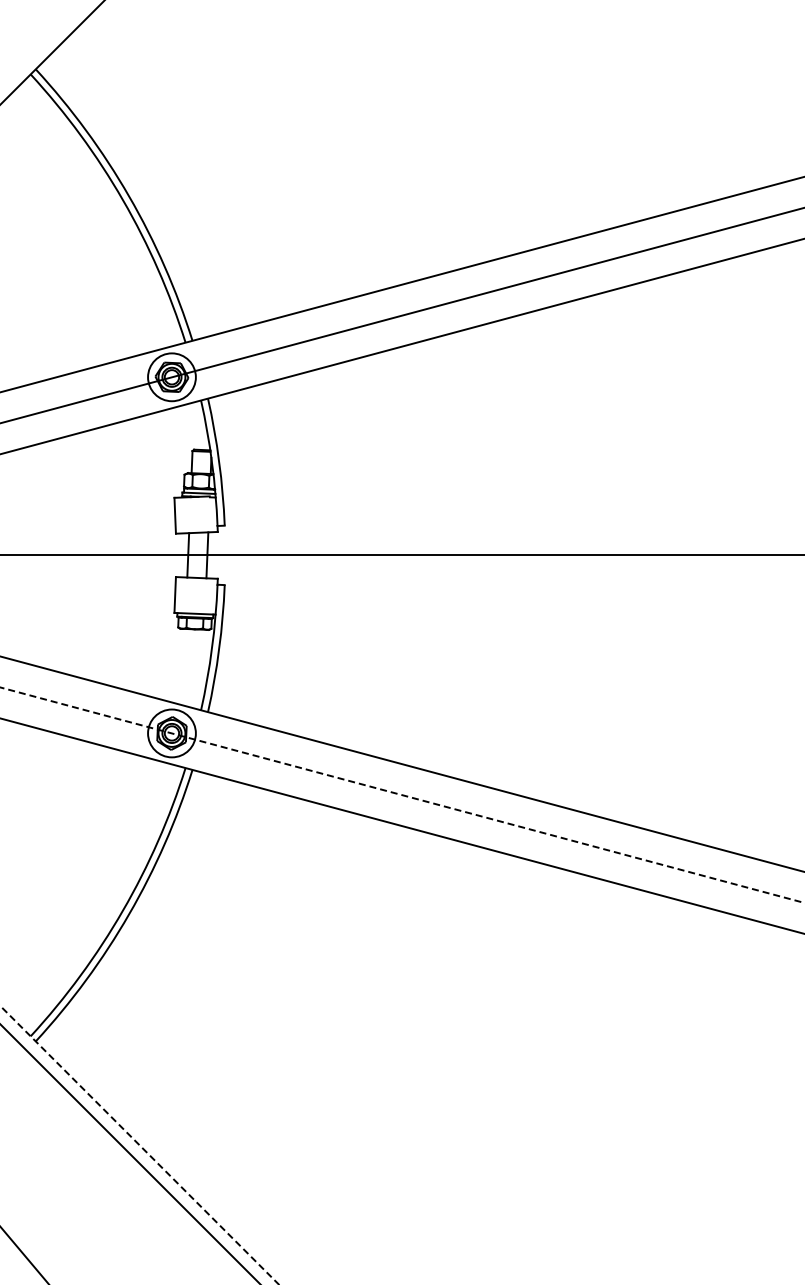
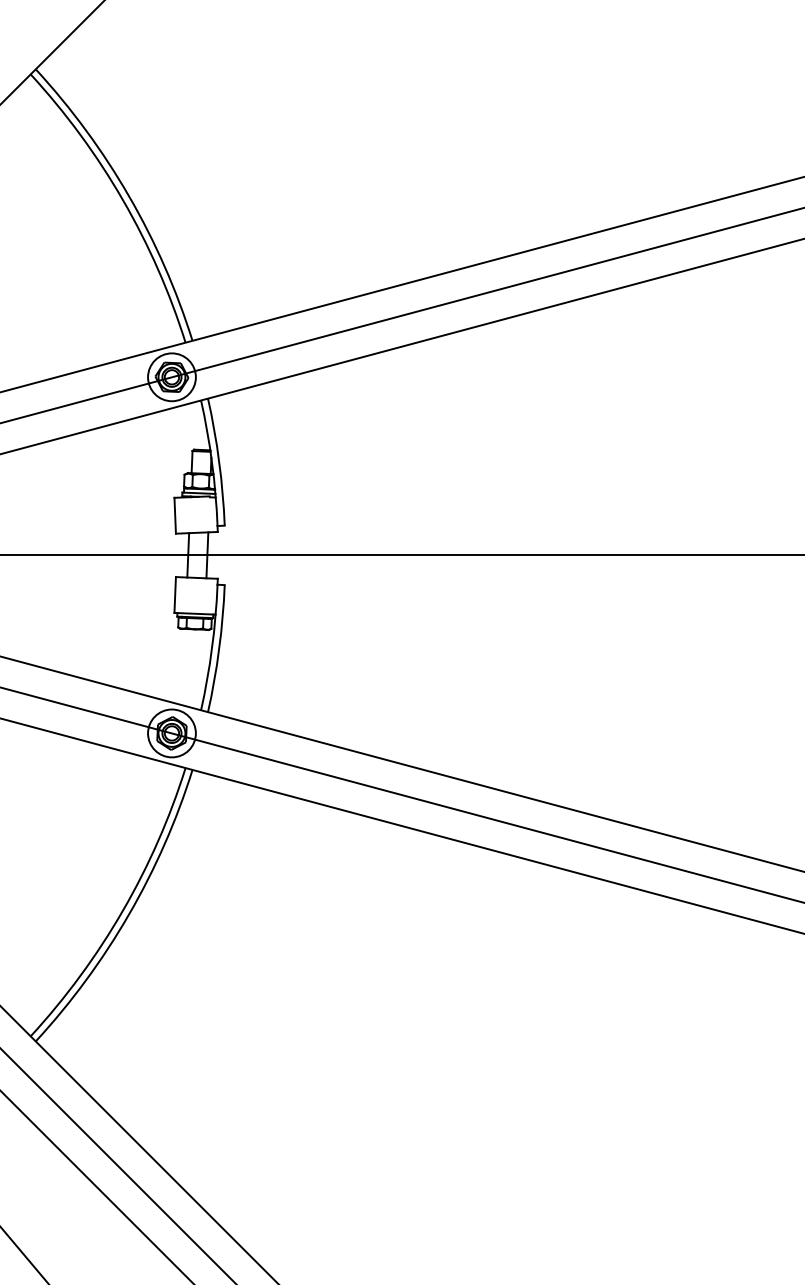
line: dashed -> solid (401, 795)
line: dashed -> solid (139, 1145)
line position: (129, 1153) -> (117, 1165) (117, 1165)
line: none -> present (96, 1186)
